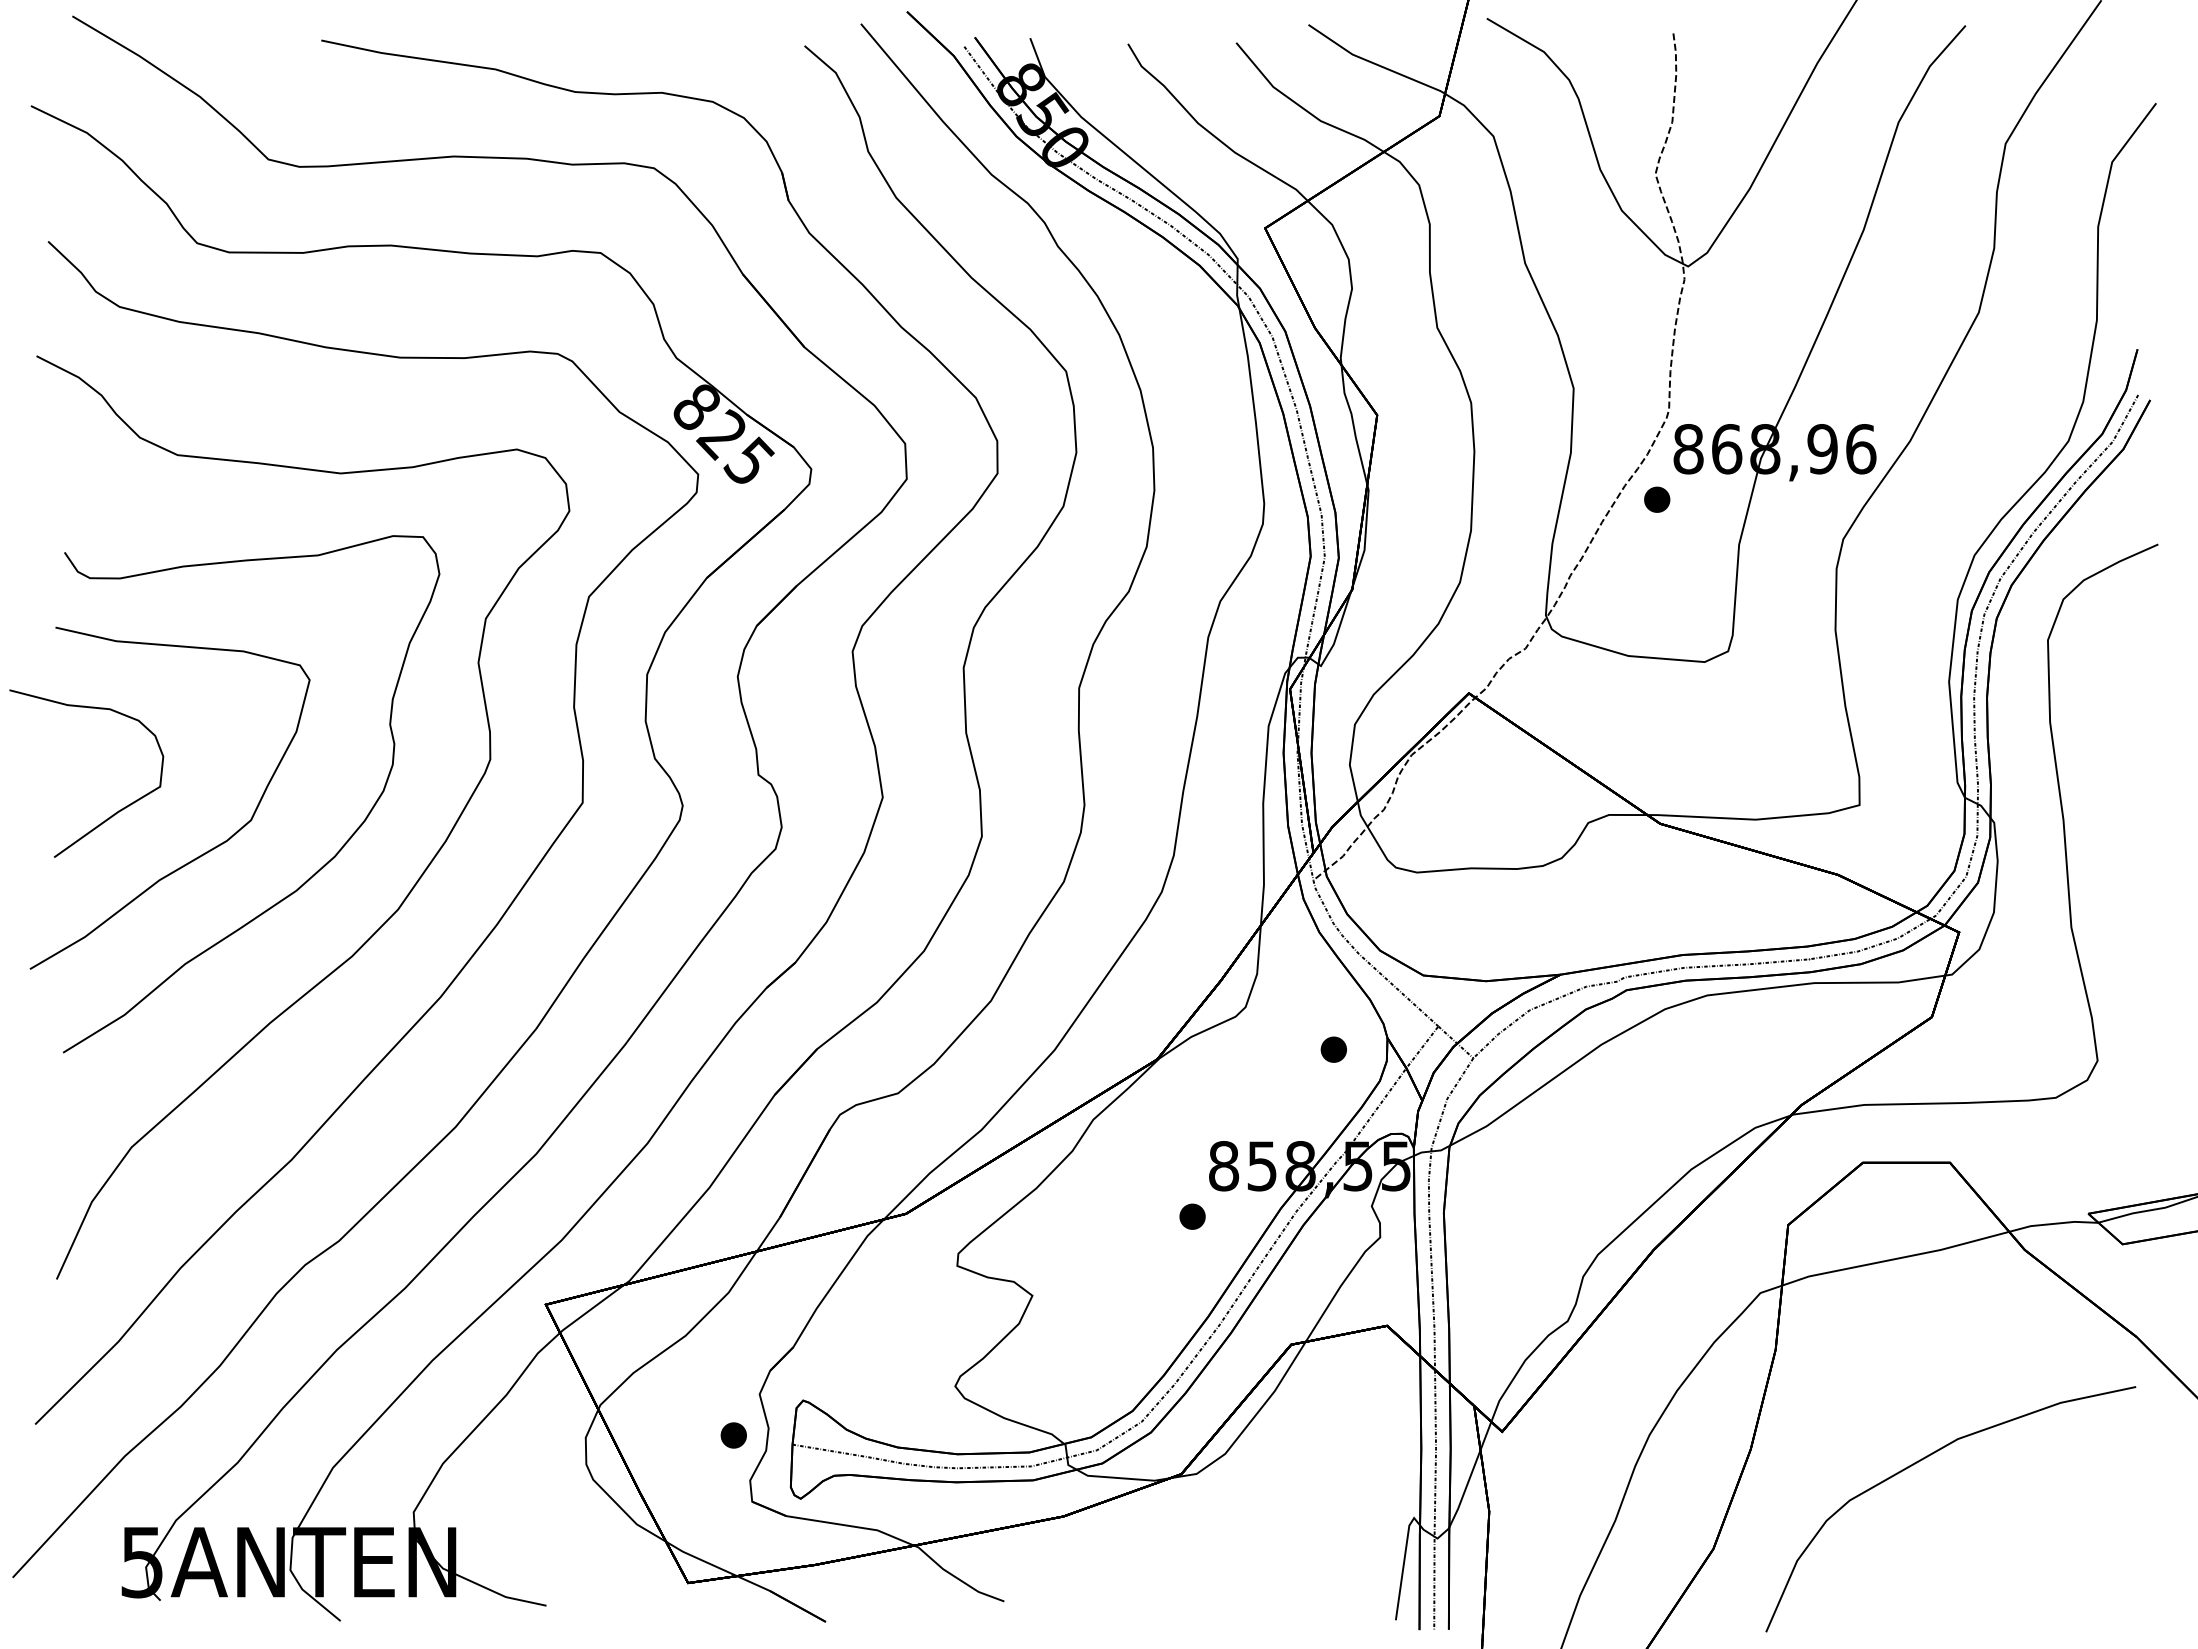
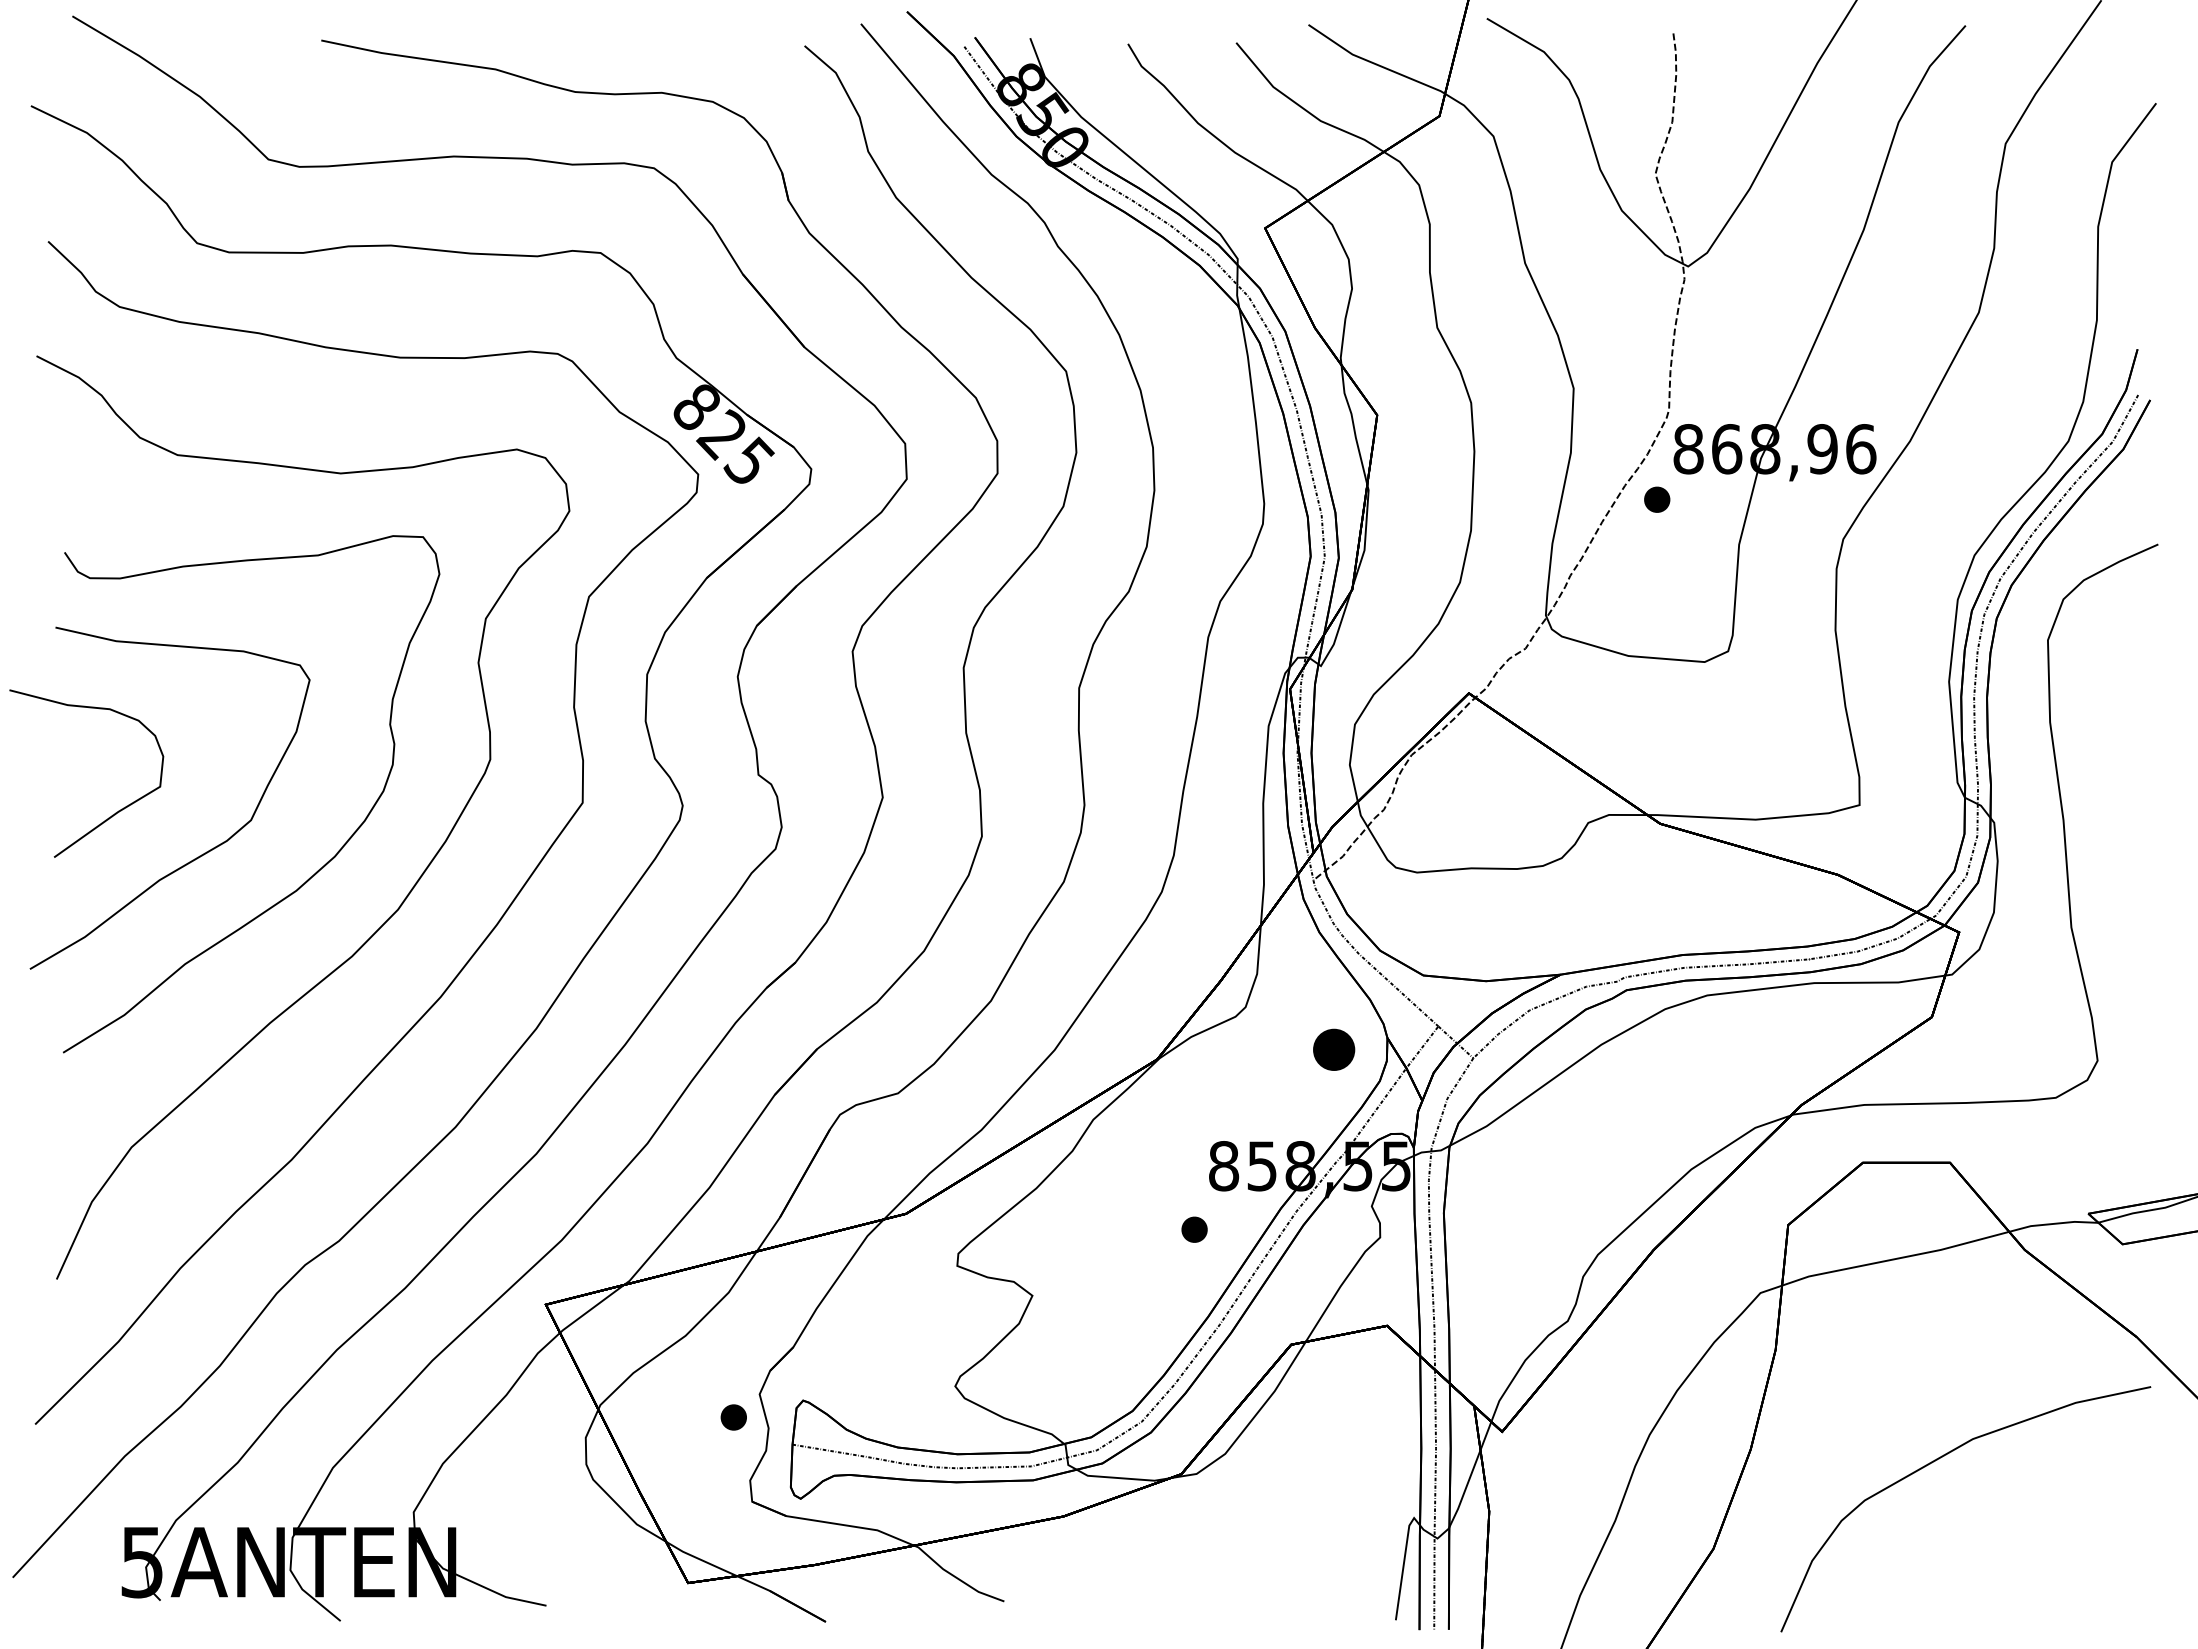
part size: 27x27 px -> 43x43 px (1334, 1049)
part position: (1192, 1216) -> (1194, 1229) (1194, 1229)
part position: (733, 1435) -> (733, 1417) (733, 1417)
curve position: (1924, 1459) -> (1939, 1459) (1939, 1459)
